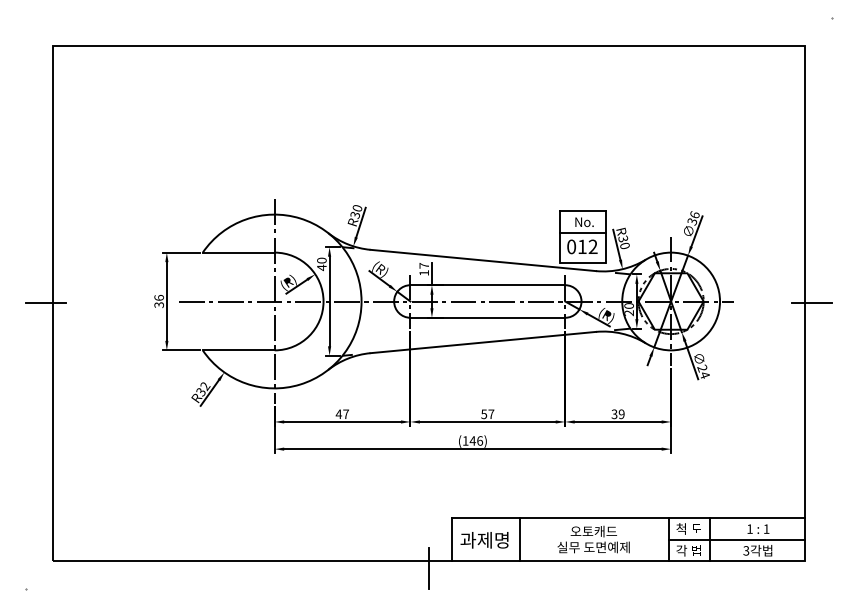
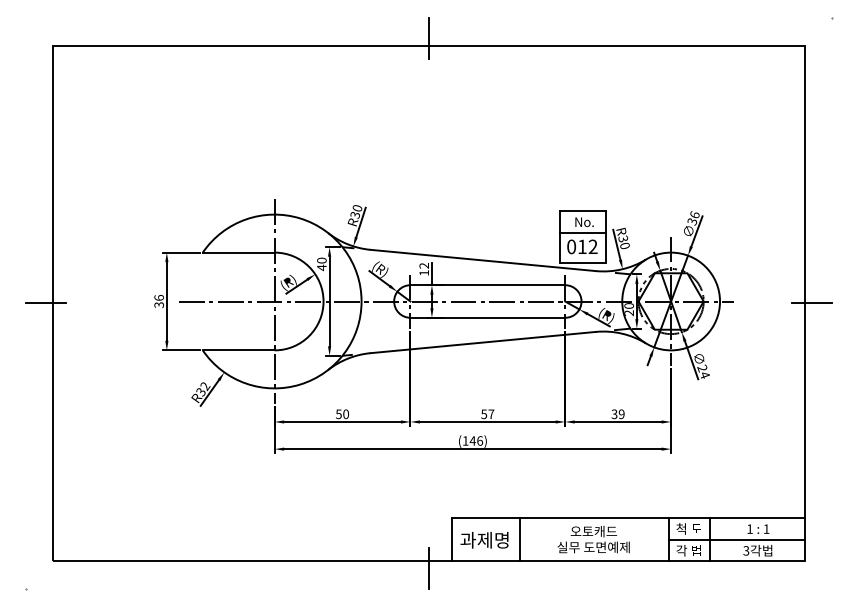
line: none -> present (429, 38)
text: 17 -> 12 (423, 265)
text: 47 -> 50 (342, 414)
